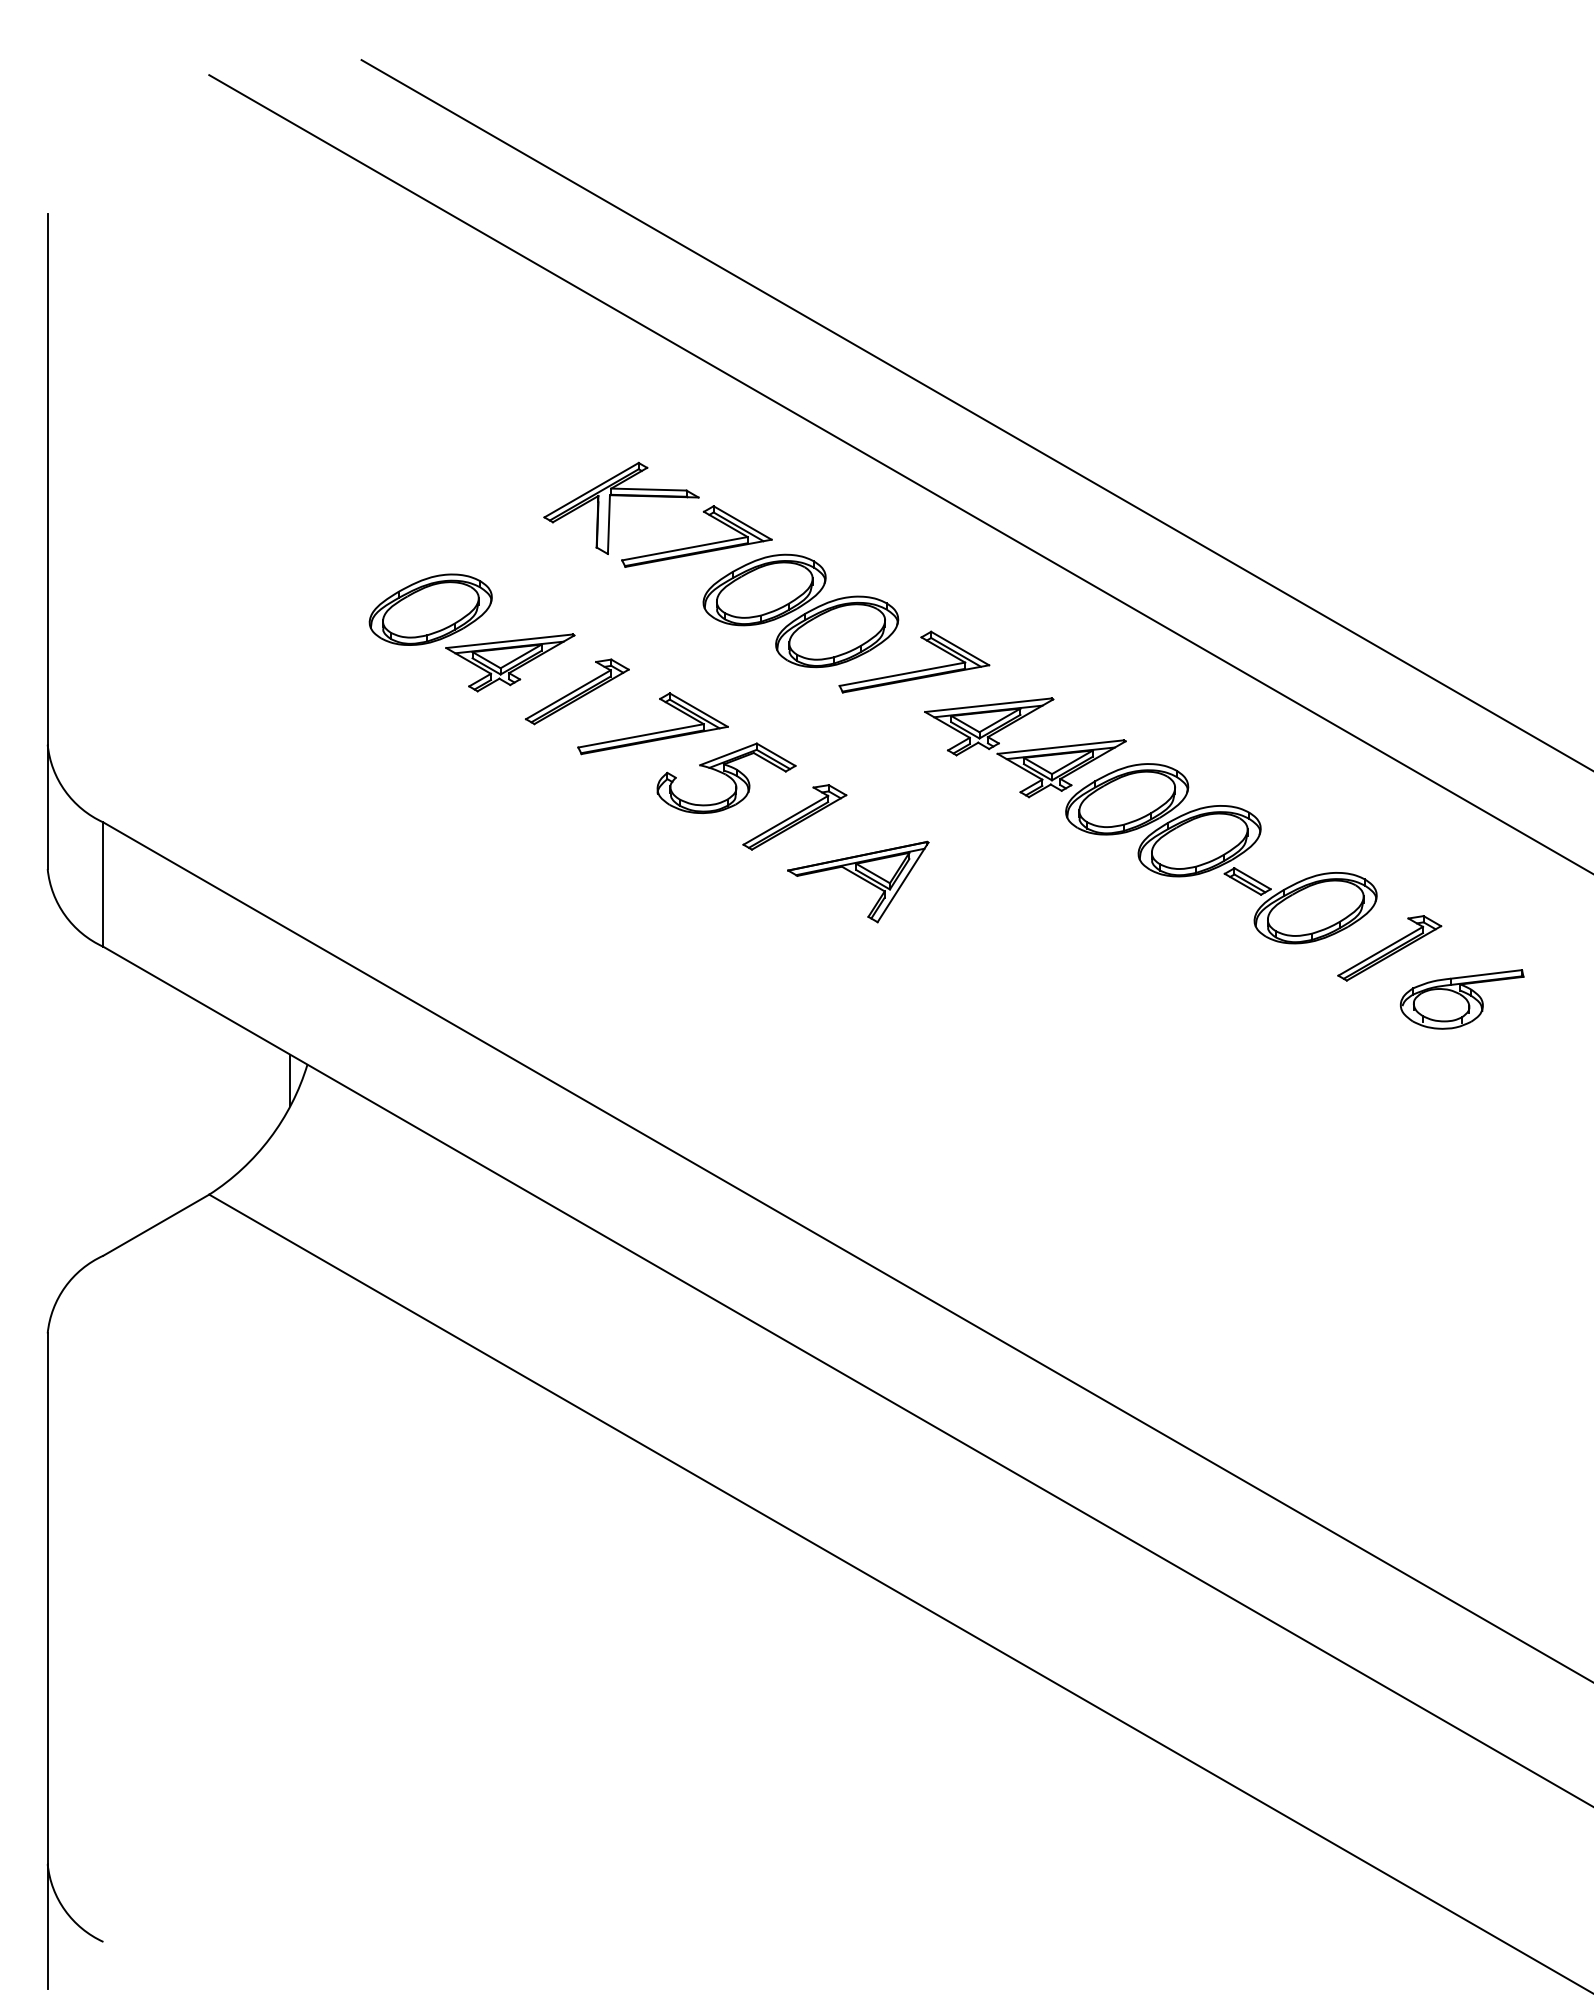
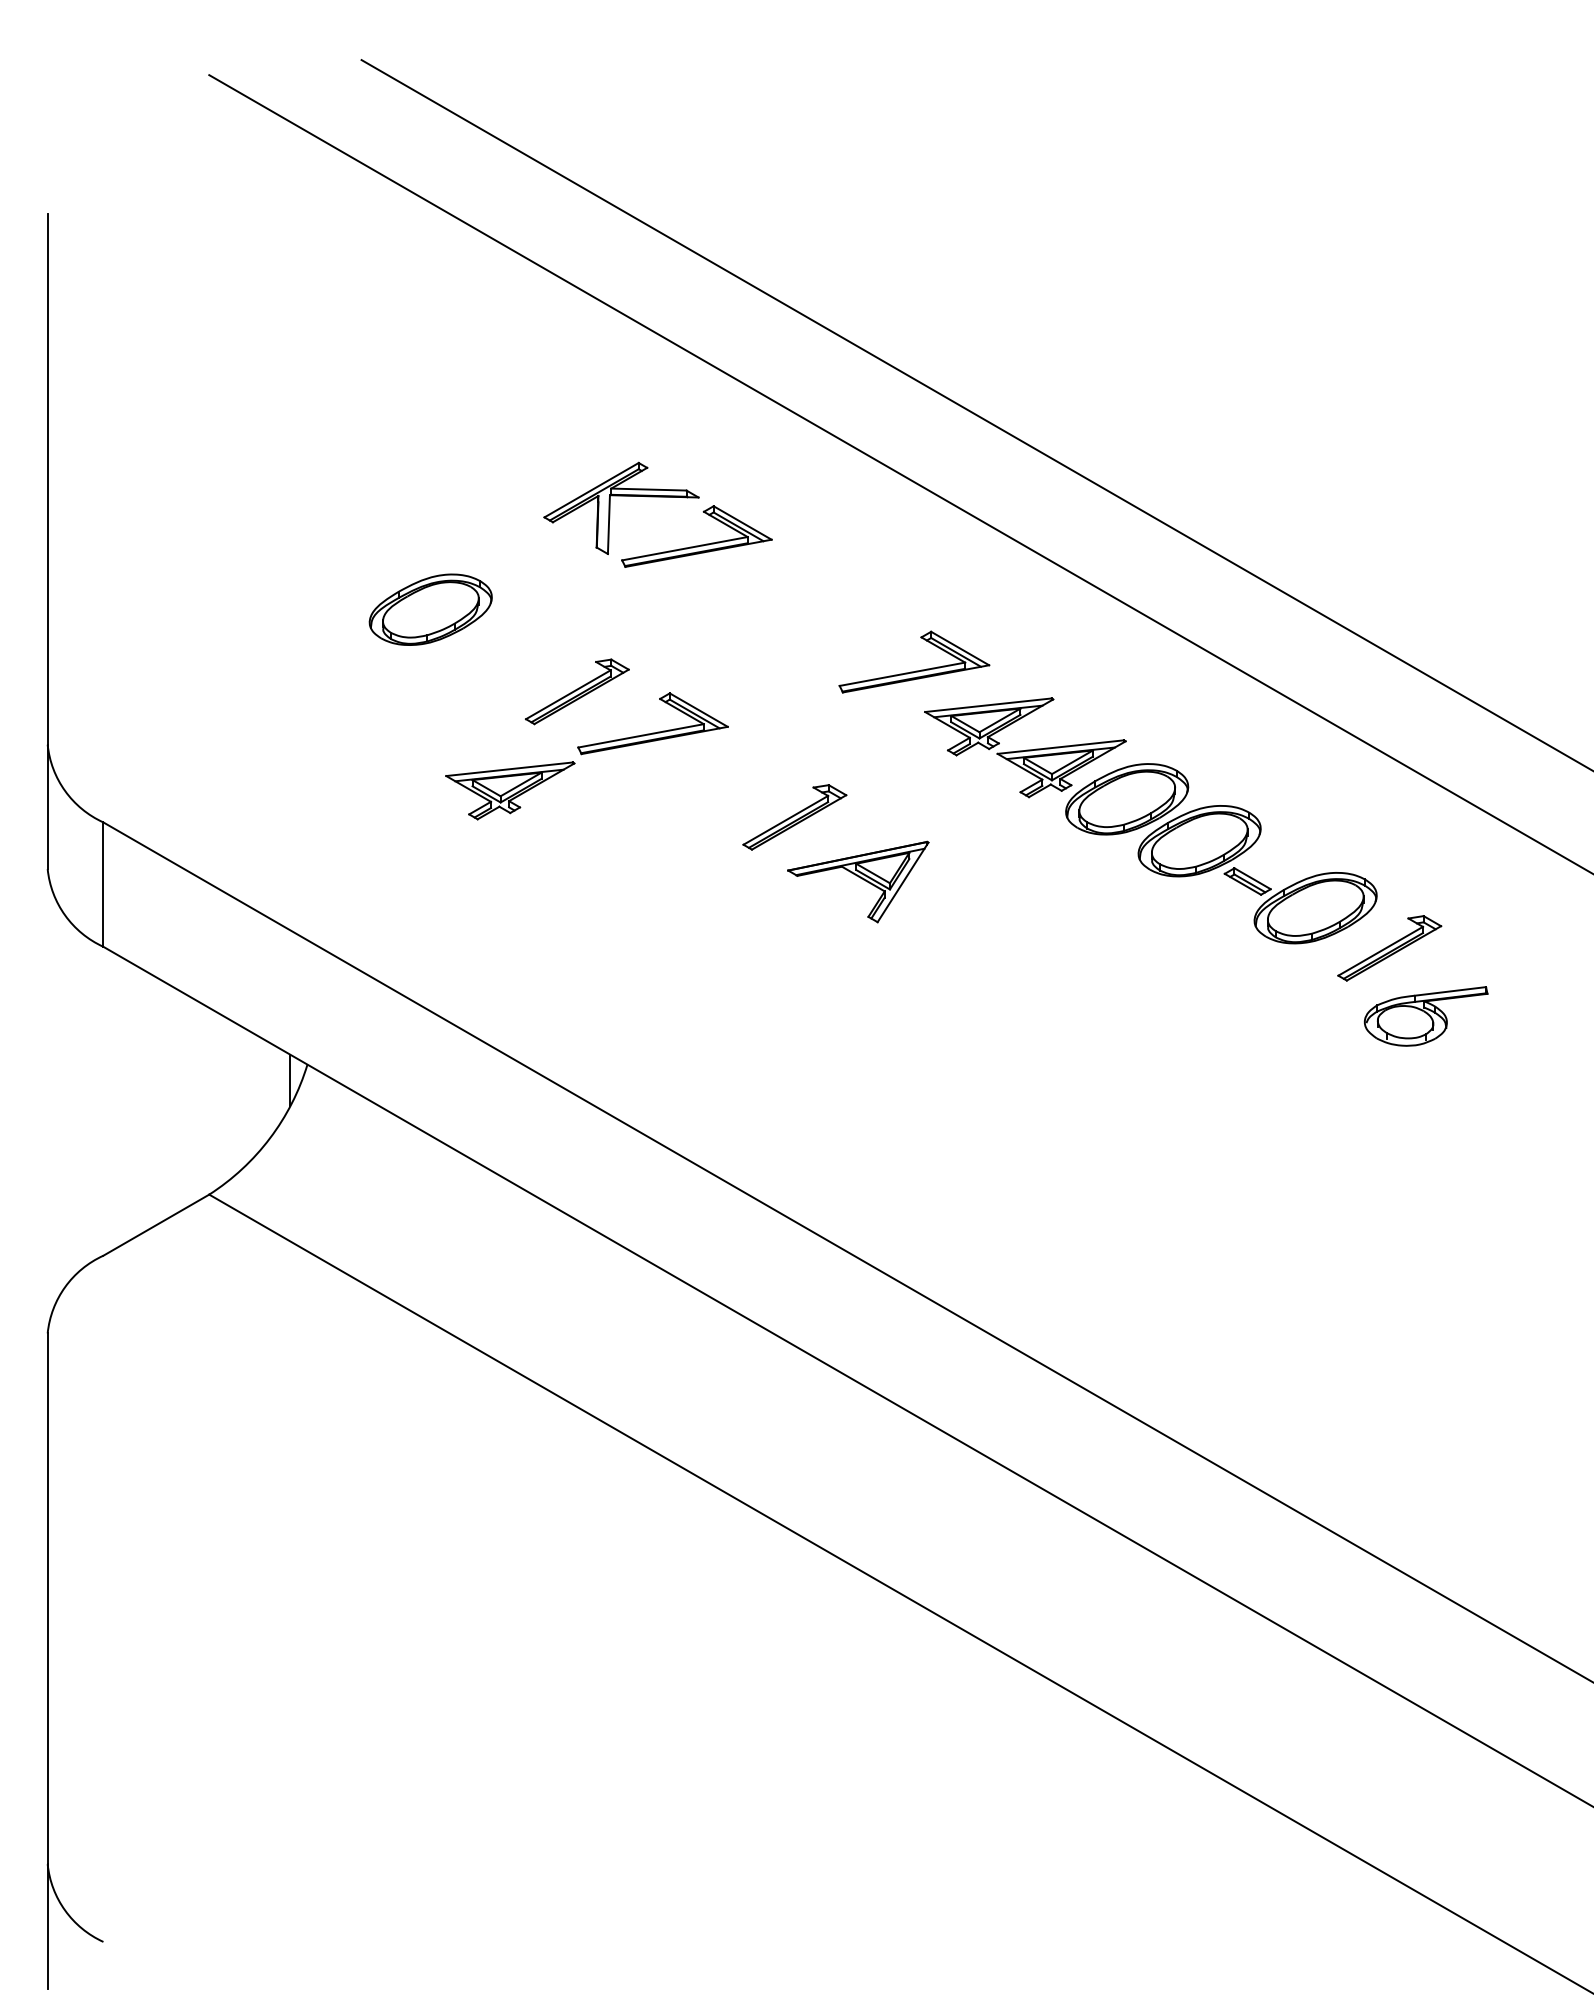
part: present -> none (800, 610)
part position: (510, 662) -> (510, 790) (510, 790)
part: present -> none (726, 777)
part position: (1461, 999) -> (1425, 1016) (1425, 1016)
